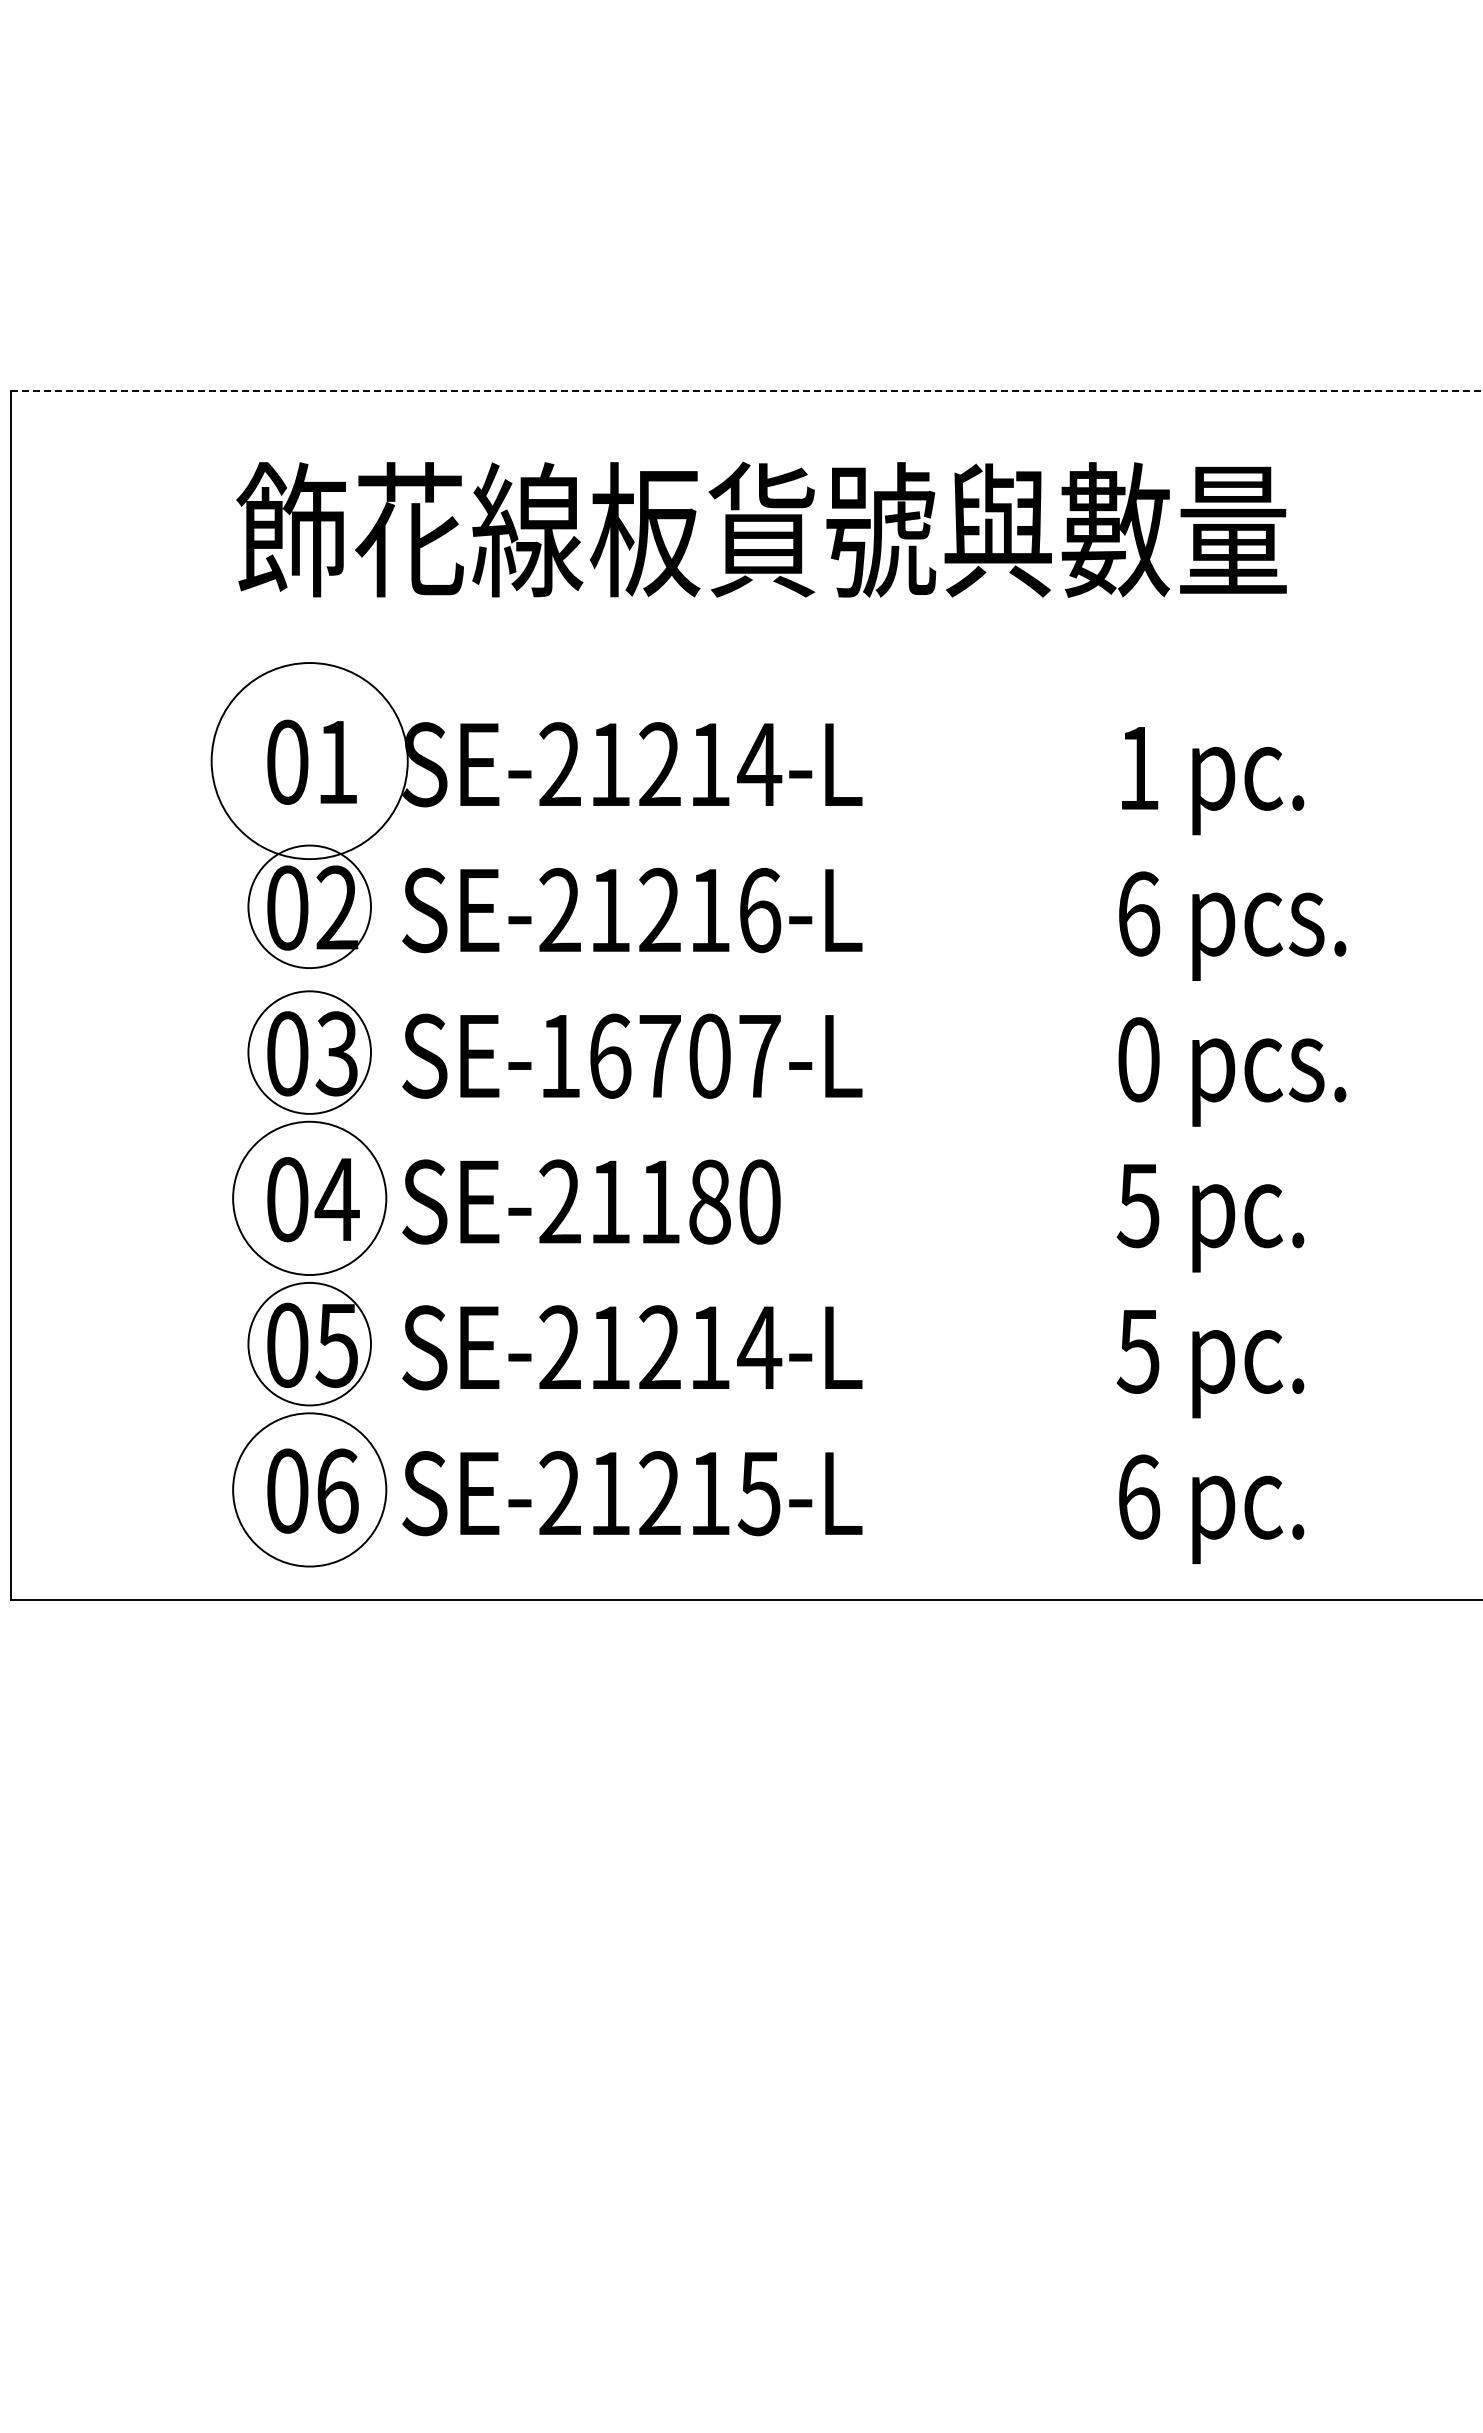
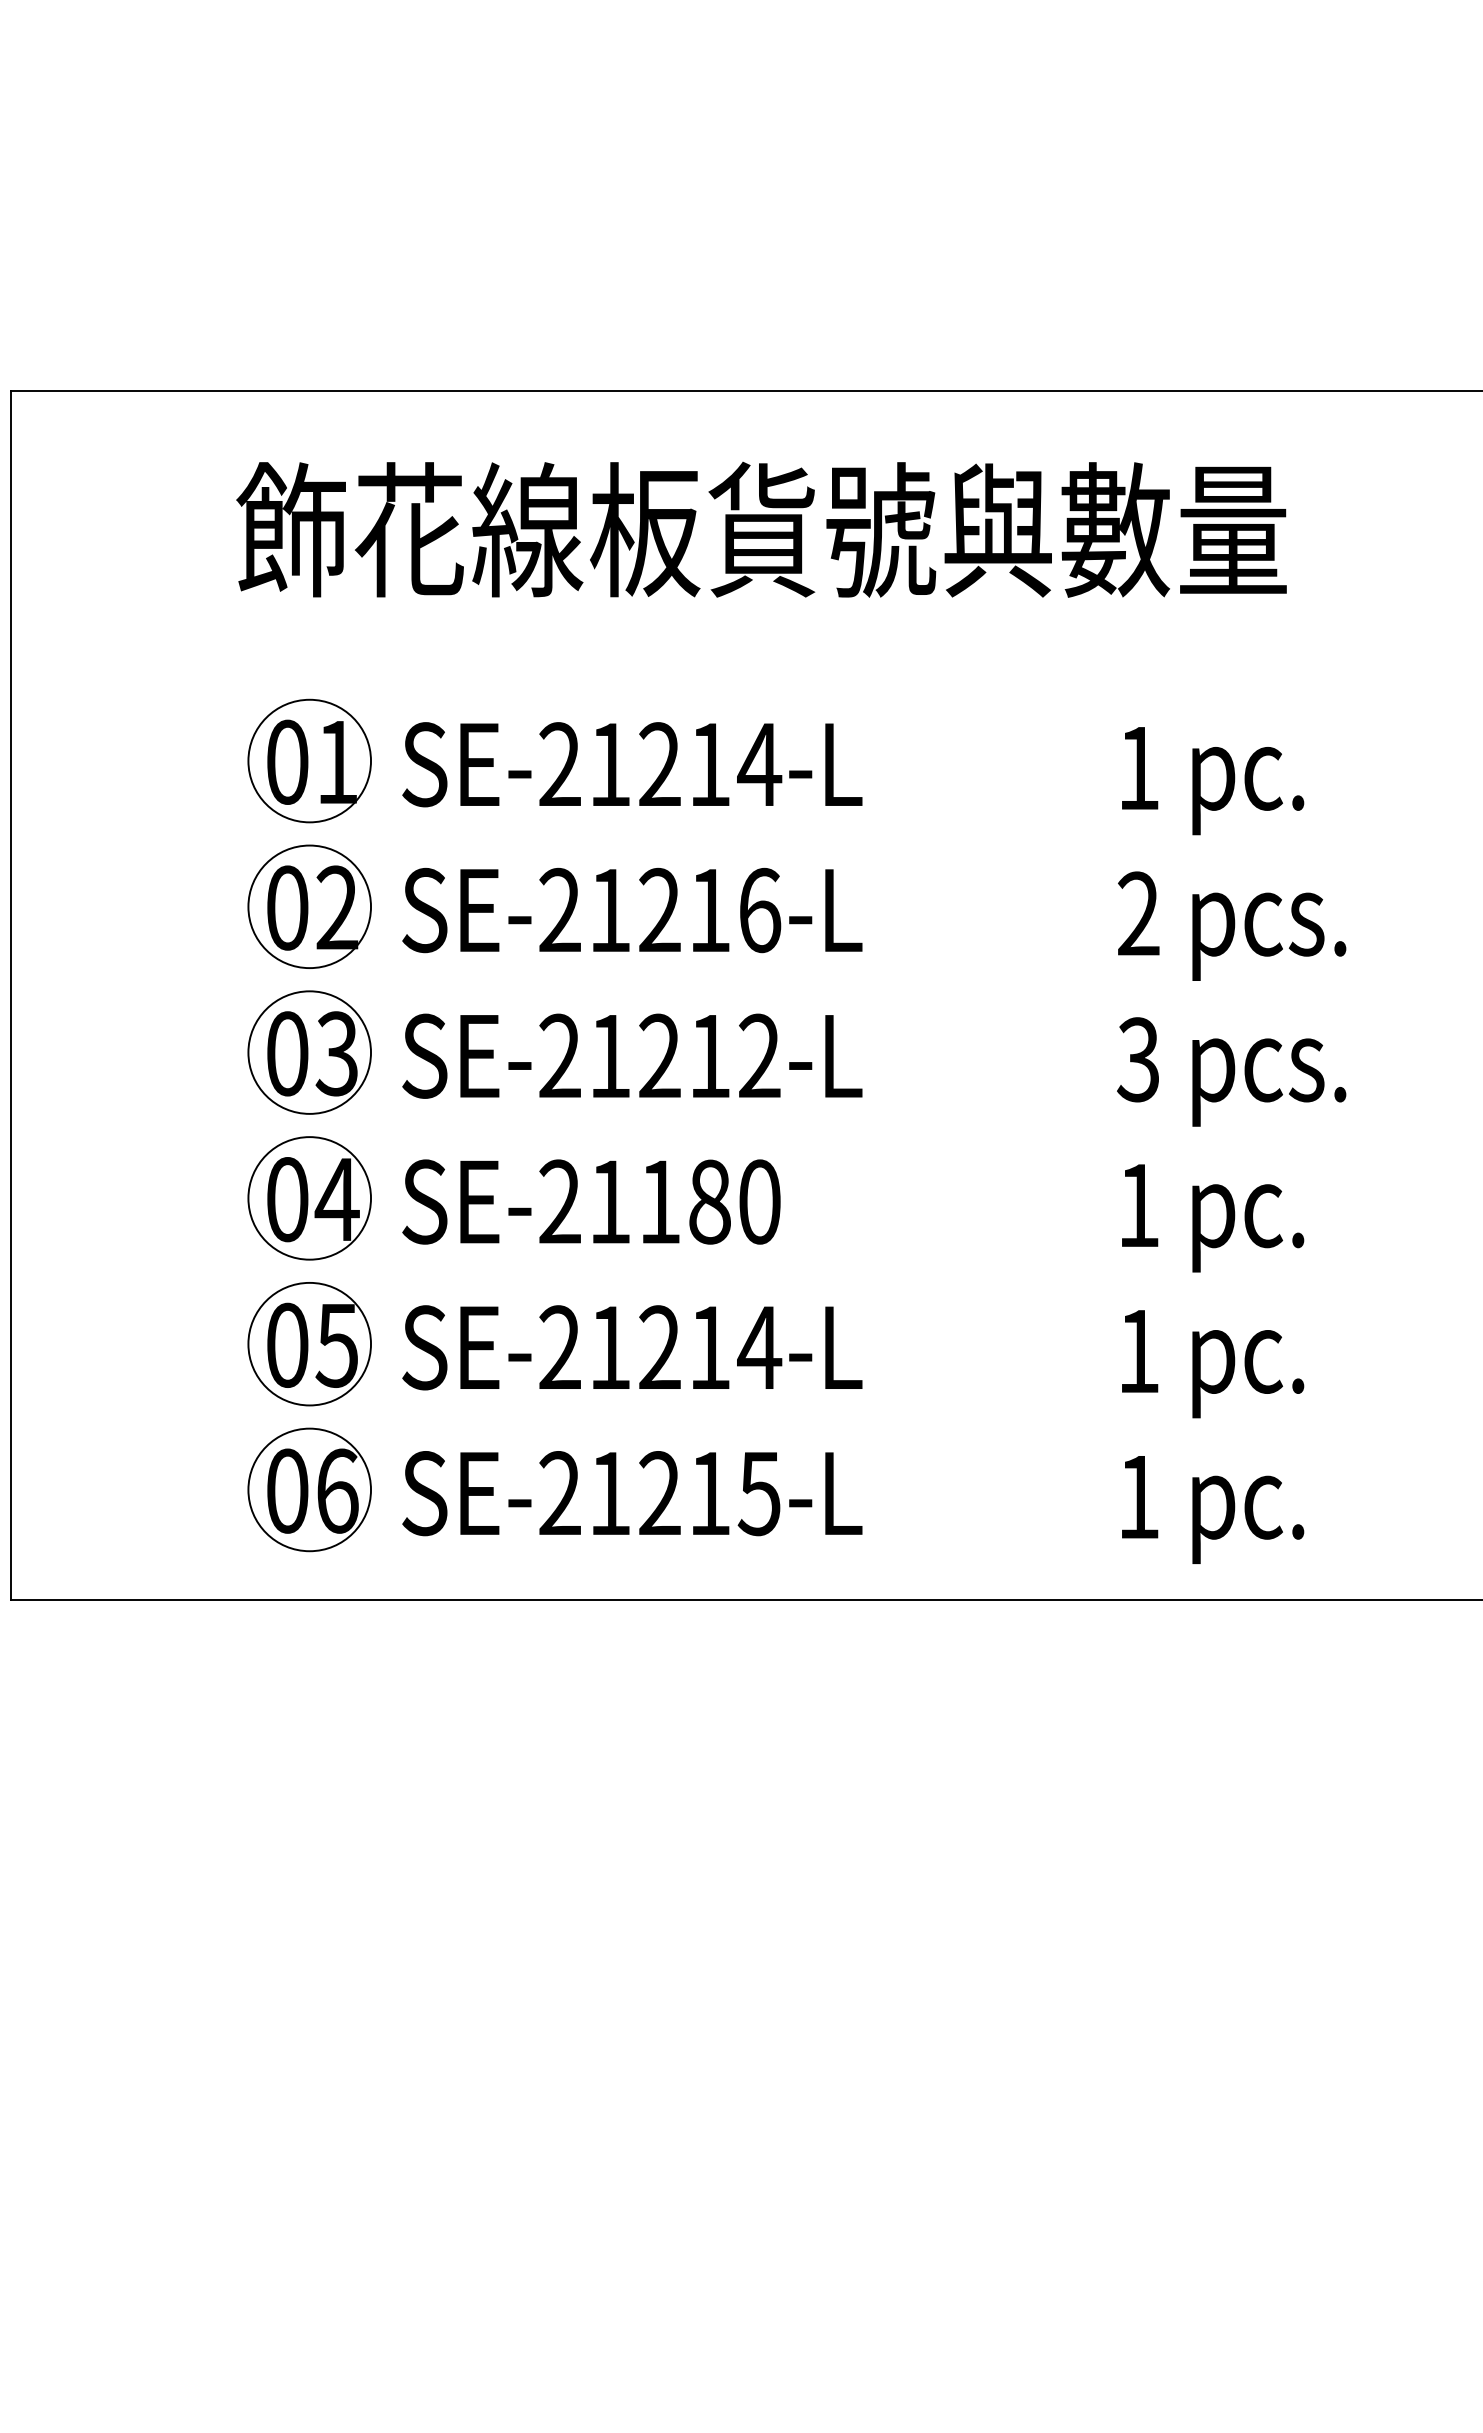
line: dashed -> solid (746, 390)
circle diameter: 196 px -> 123 px (309, 760)
text: 6 -> 2 (1139, 913)
text: SE-16707-L -> SE-21212-L (659, 1055)
text: 0 -> 3 (1138, 1059)
circle diameter: 153 px -> 123 px (309, 1198)
text: 5 -> 1 (1137, 1206)
text: 5 -> 1 (1137, 1351)
circle diameter: 153 px -> 123 px (309, 1489)
text: 6 -> 1 (1139, 1496)
